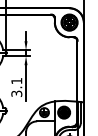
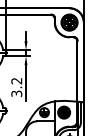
text: 3.1 -> 3.2 (16, 81)
